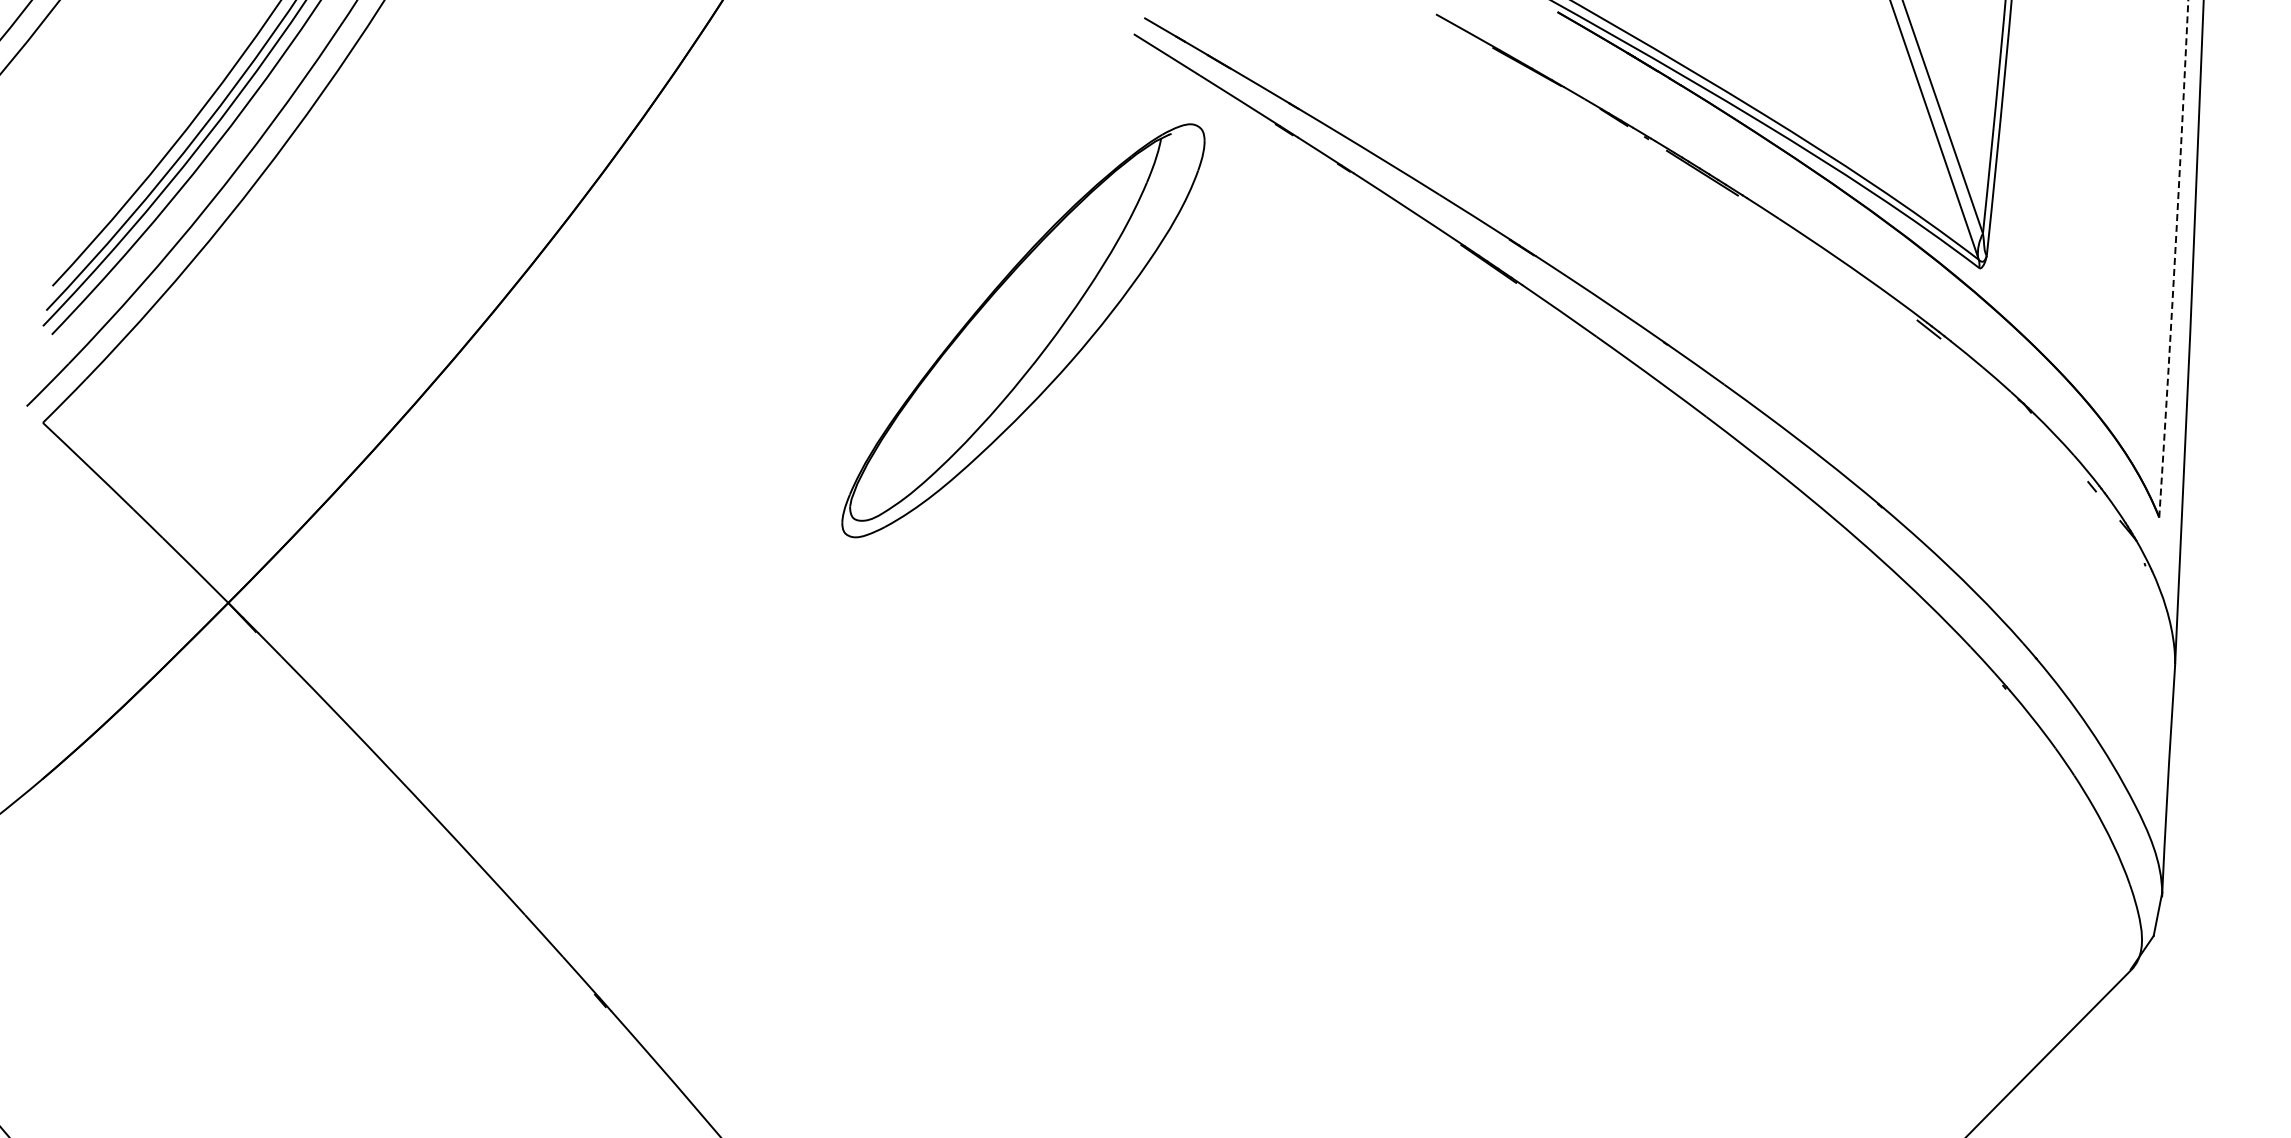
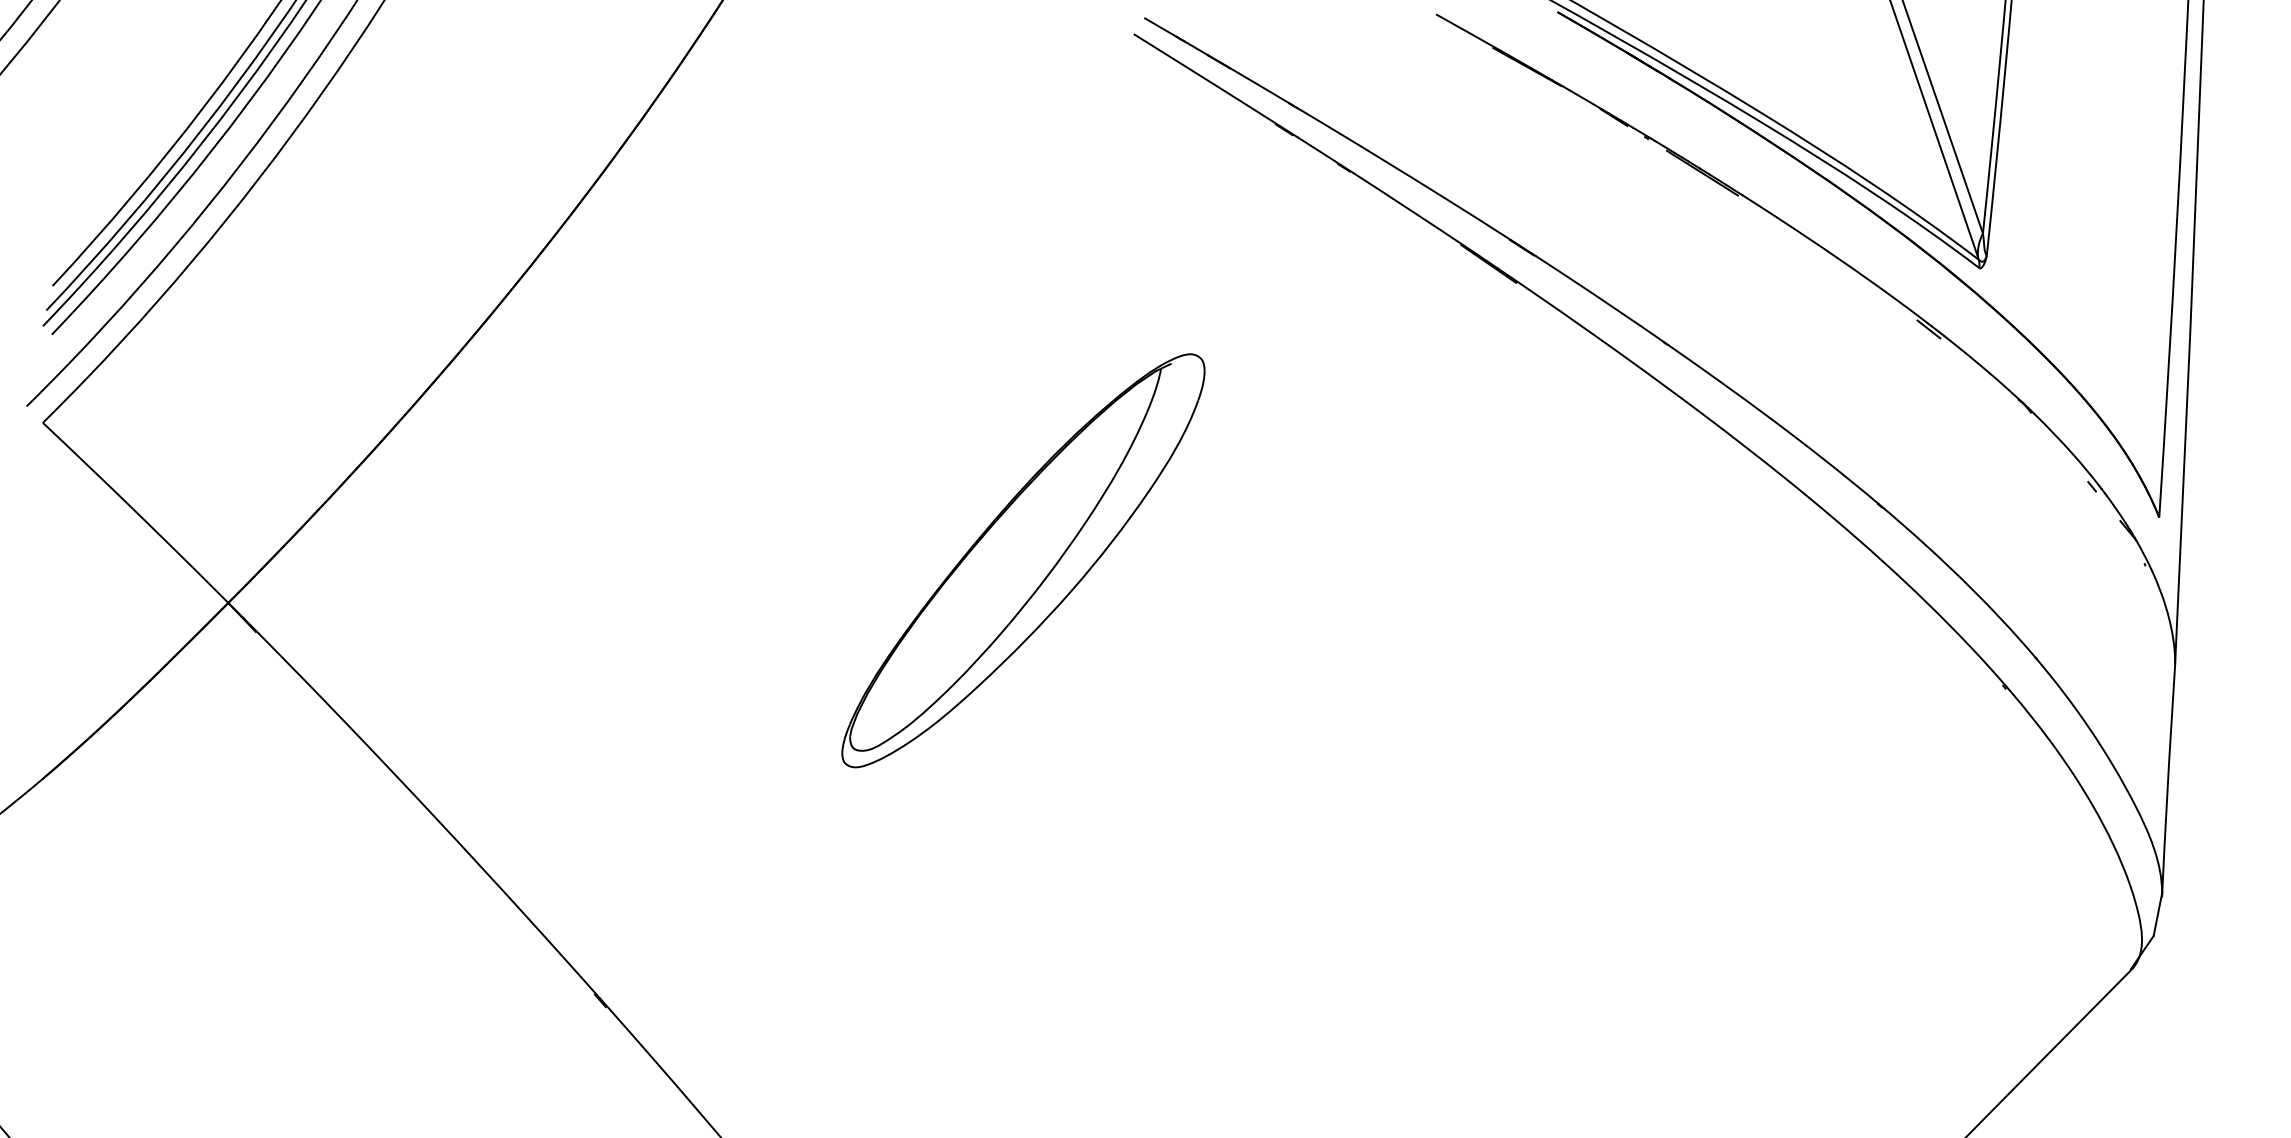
arc: dashed -> solid (2174, 258)
part position: (1023, 330) -> (1023, 560) (1023, 560)
